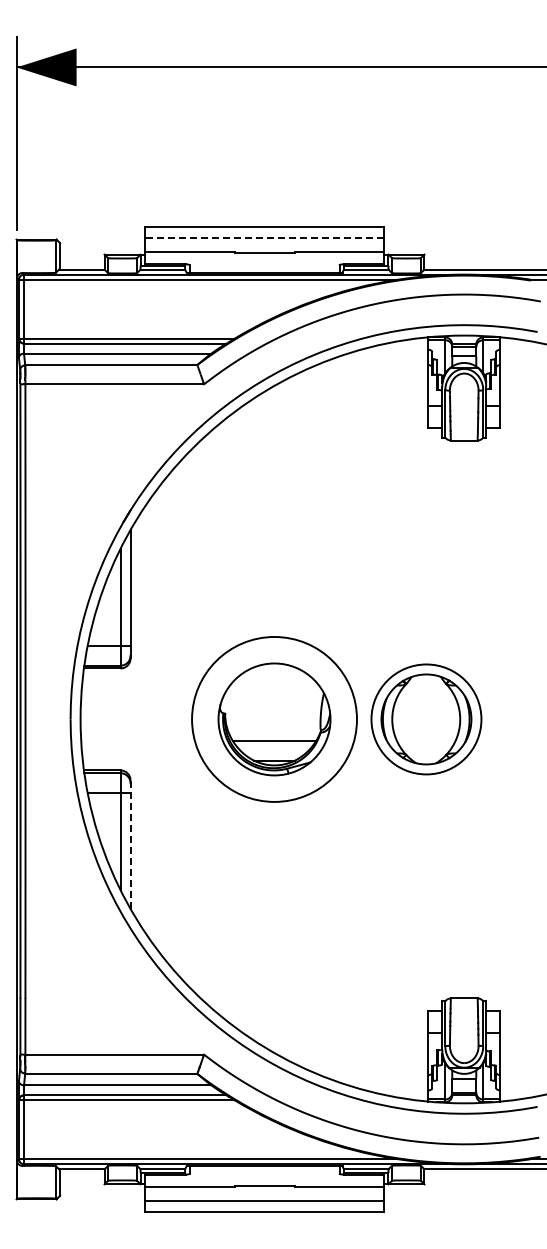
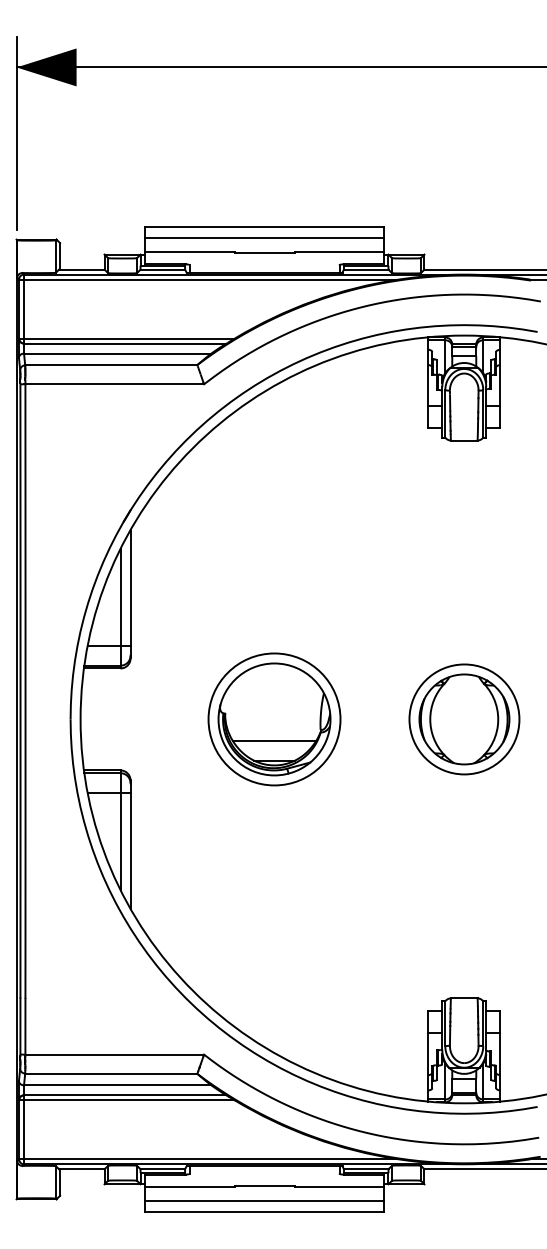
line: dashed -> solid (264, 237)
circle diameter: 165 px -> 132 px (274, 719)
part position: (426, 719) -> (464, 719) (464, 719)
line: dashed -> solid (130, 844)
